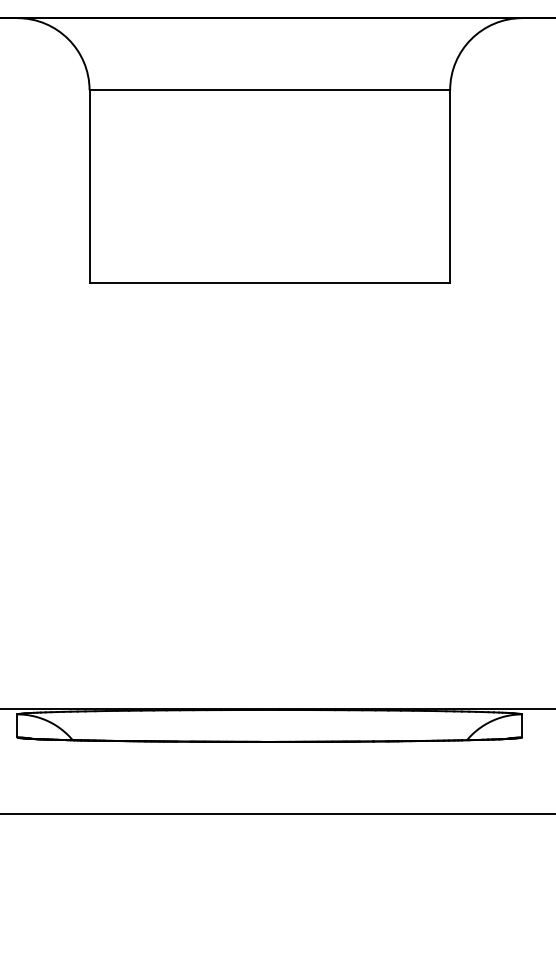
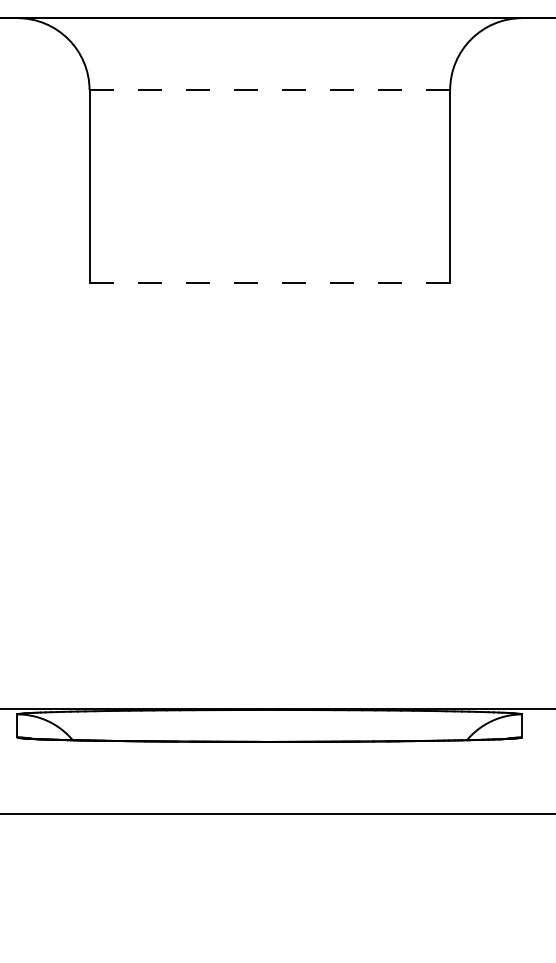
line: solid -> dashed (270, 90)
line: solid -> dashed (270, 282)
